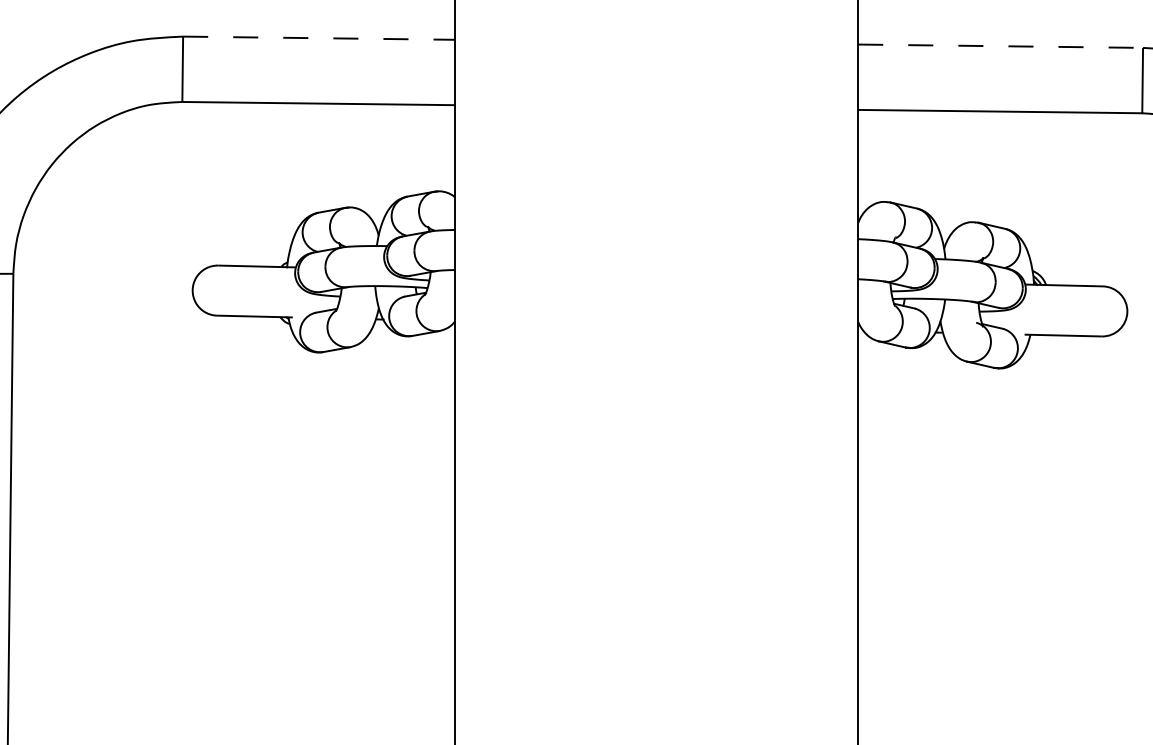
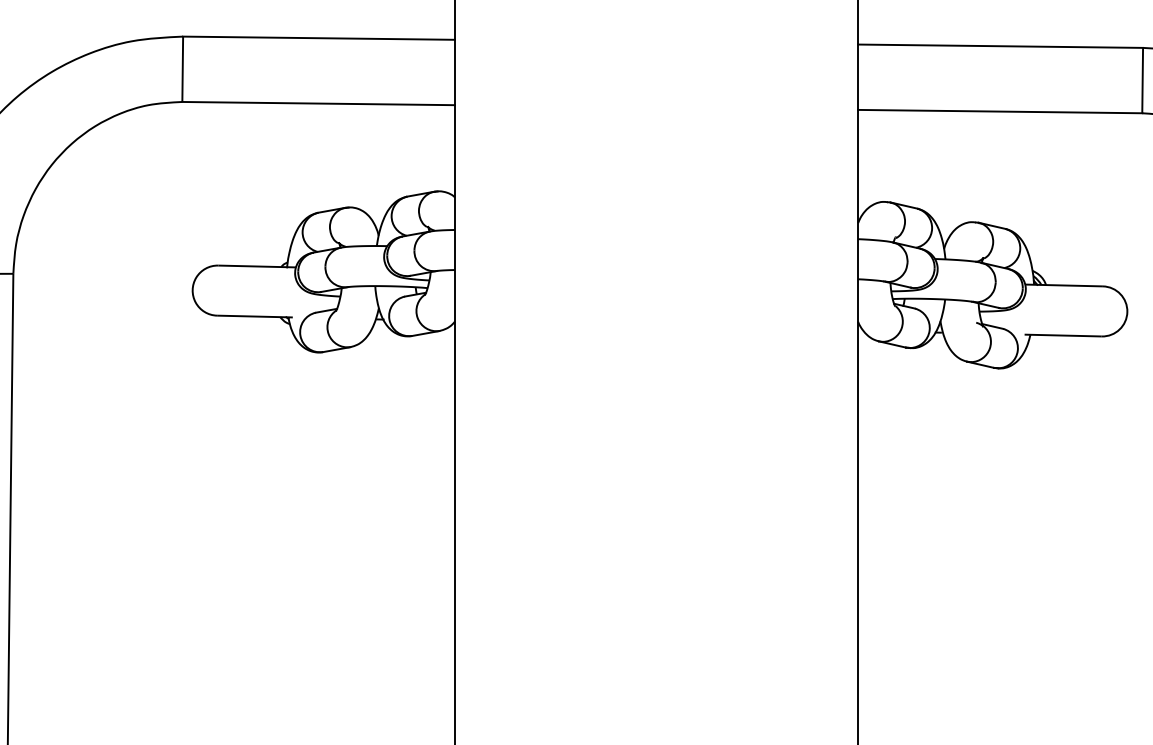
line: dashed -> solid (319, 38)
line: dashed -> solid (1001, 46)
